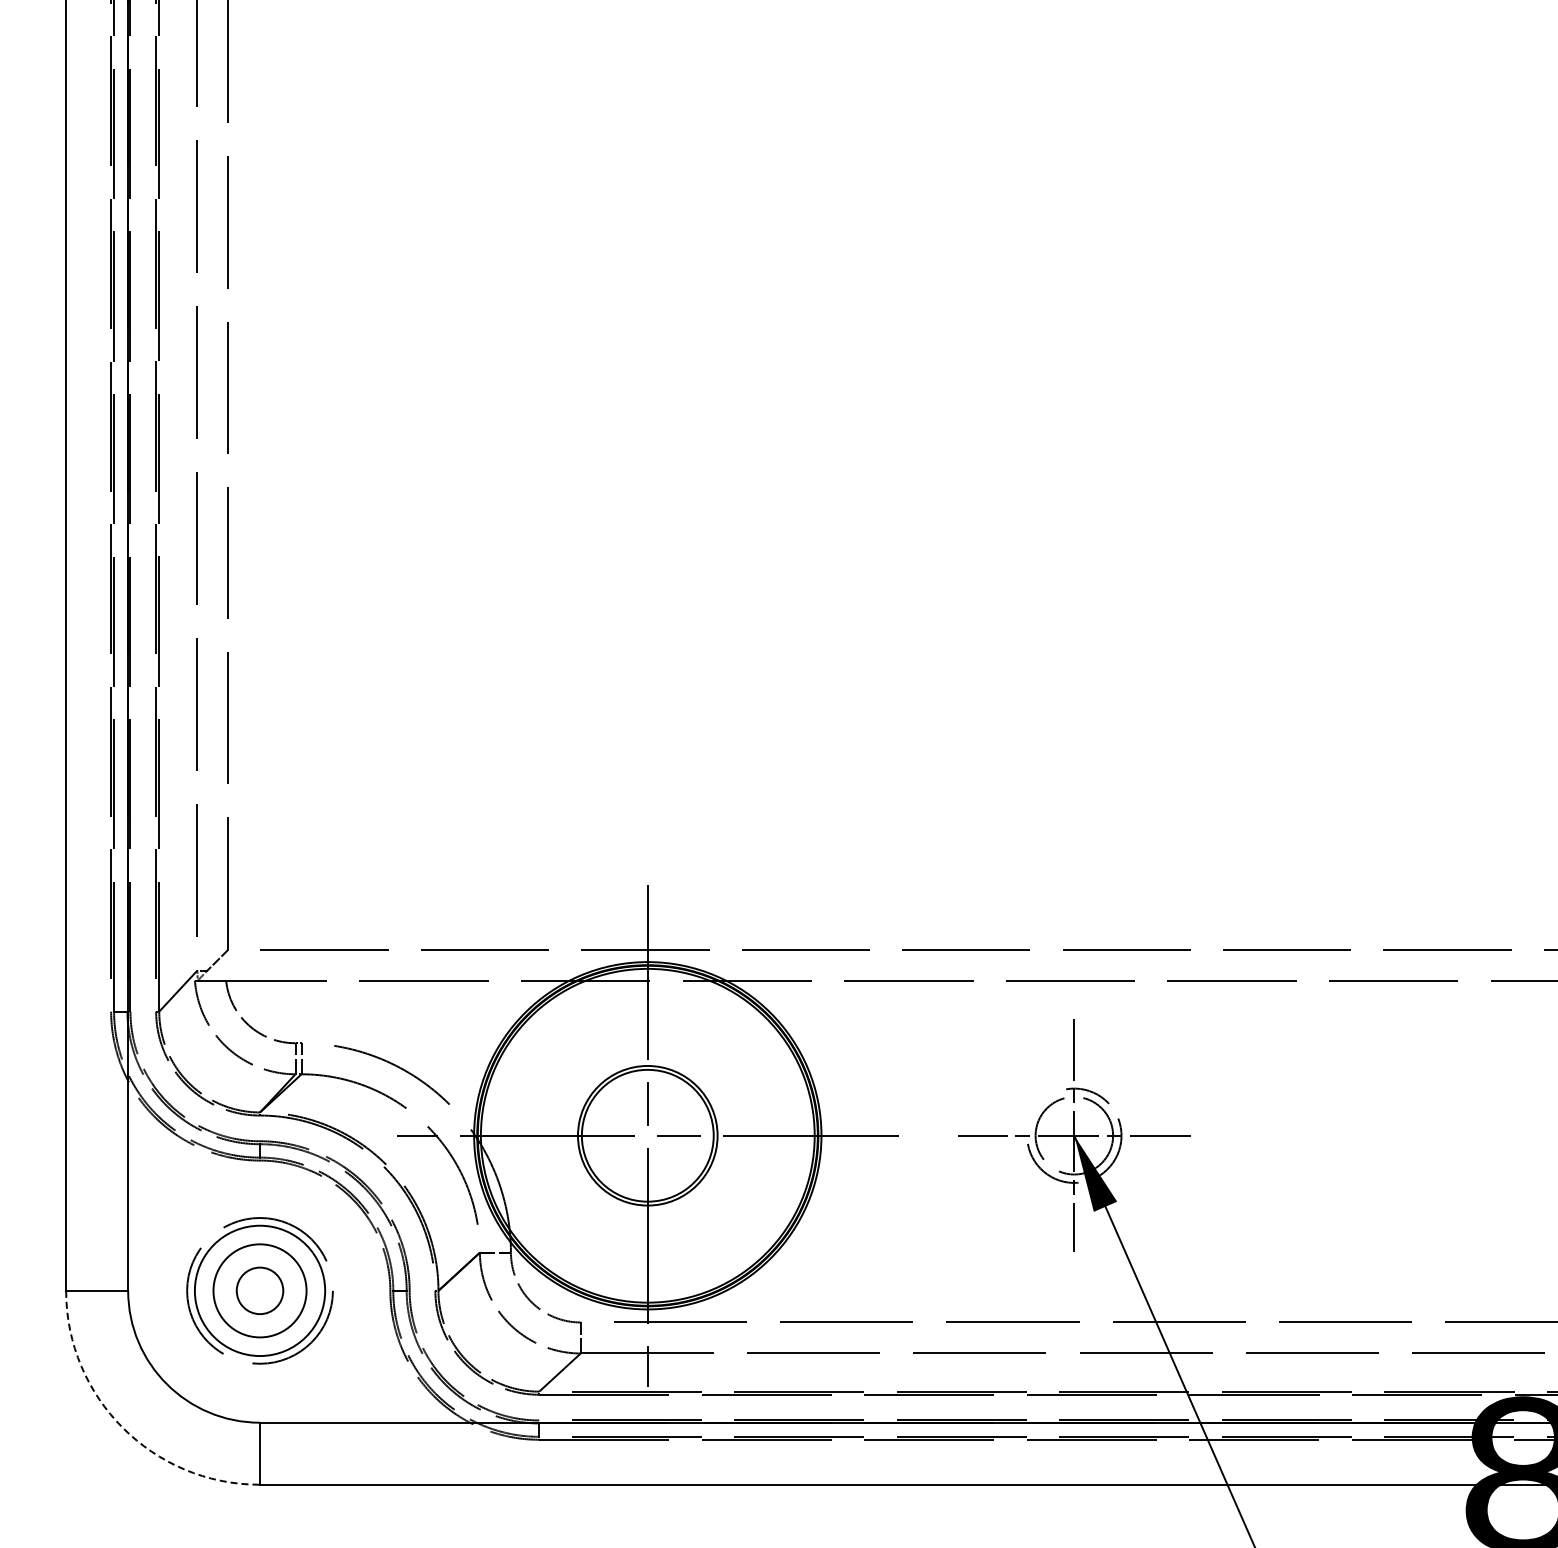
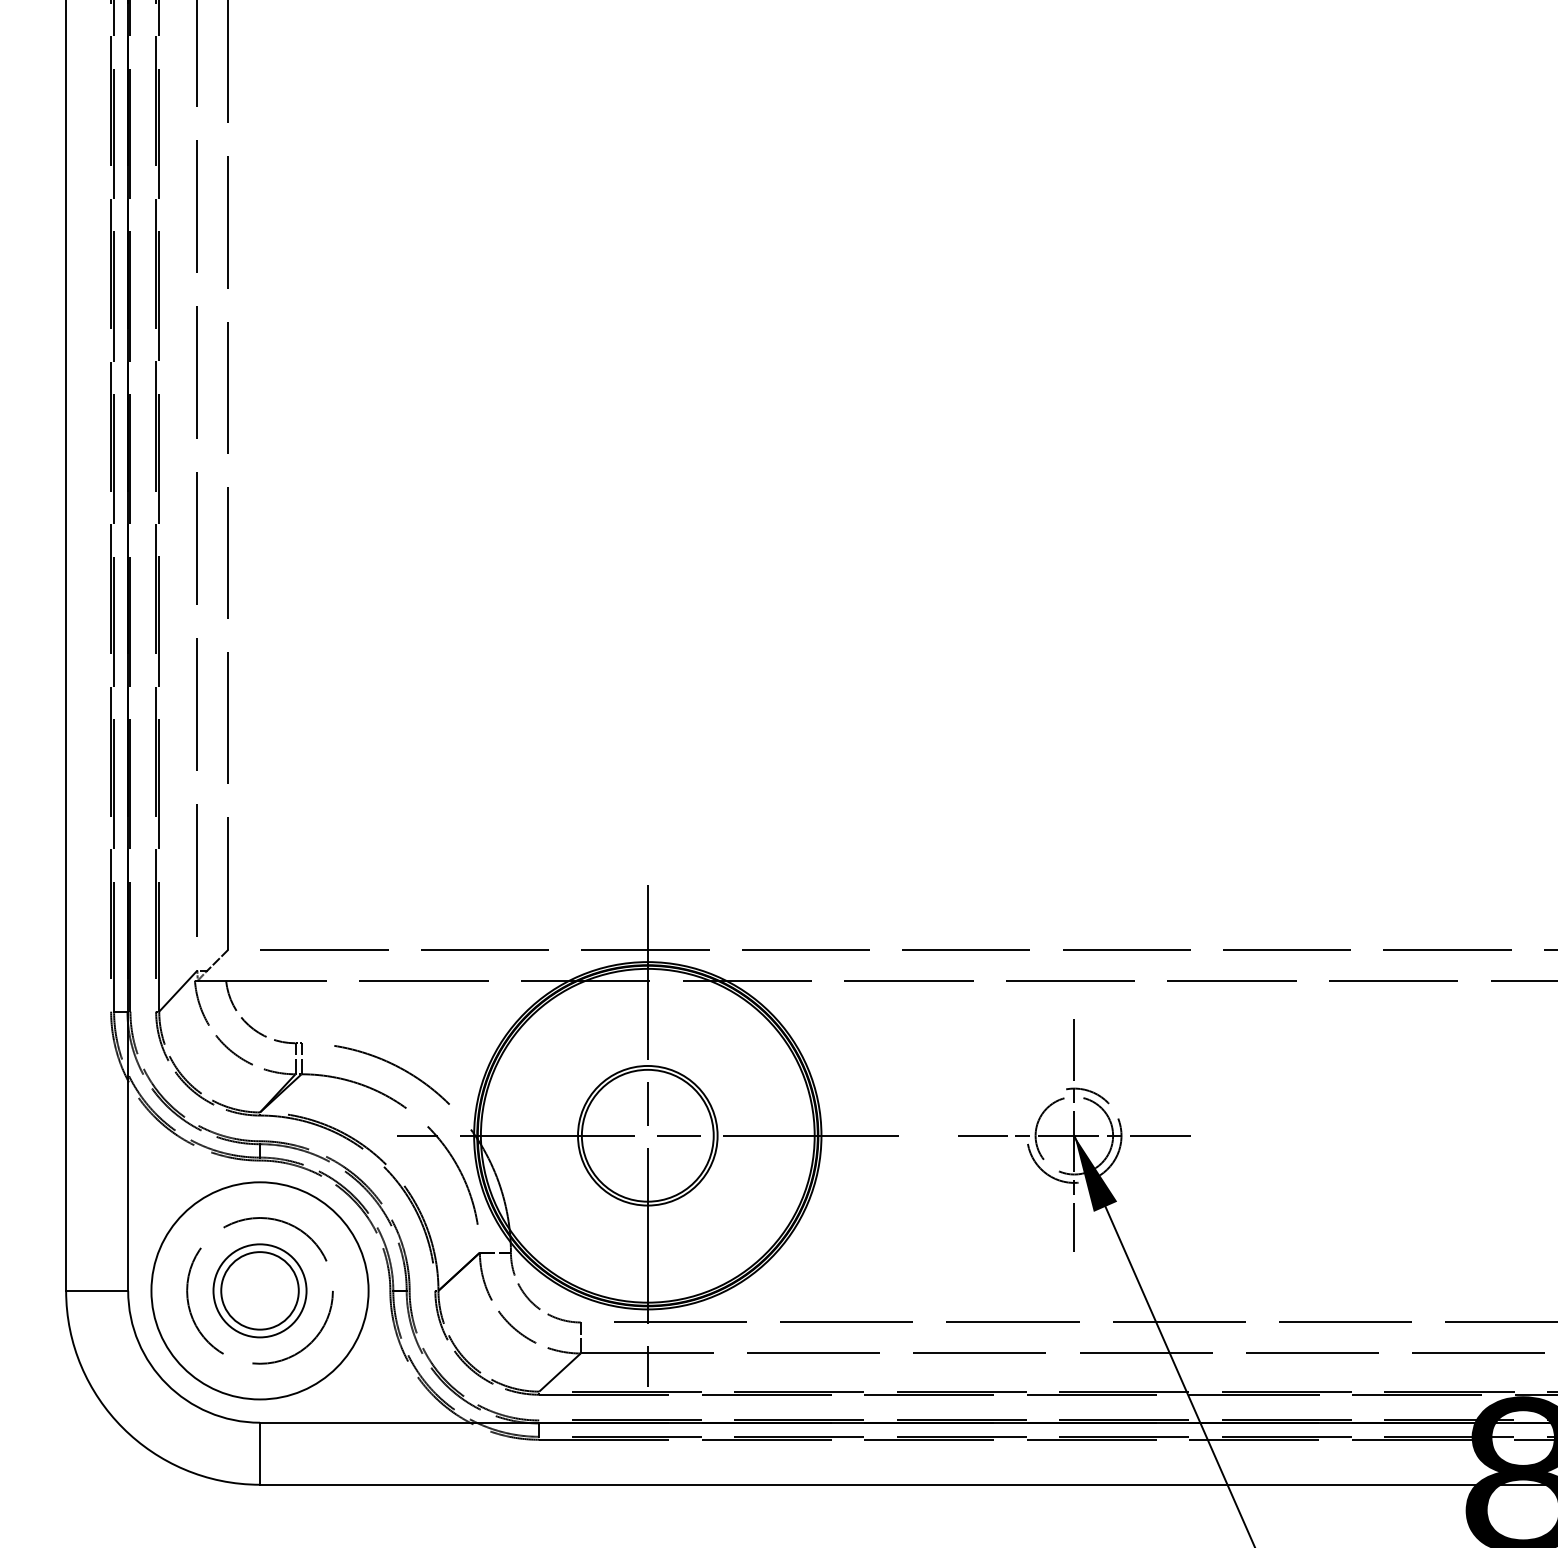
circle diameter: 130 px -> 217 px (259, 1290)
circle diameter: 47 px -> 78 px (259, 1290)
arc: dashed -> solid (122, 1427)
